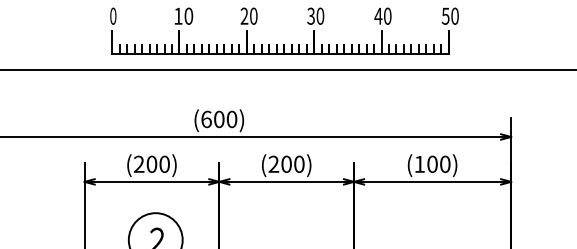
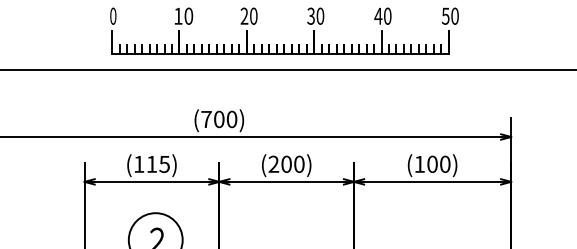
text: (600) -> (700) (206, 119)
text: (200) -> (115) (151, 163)
